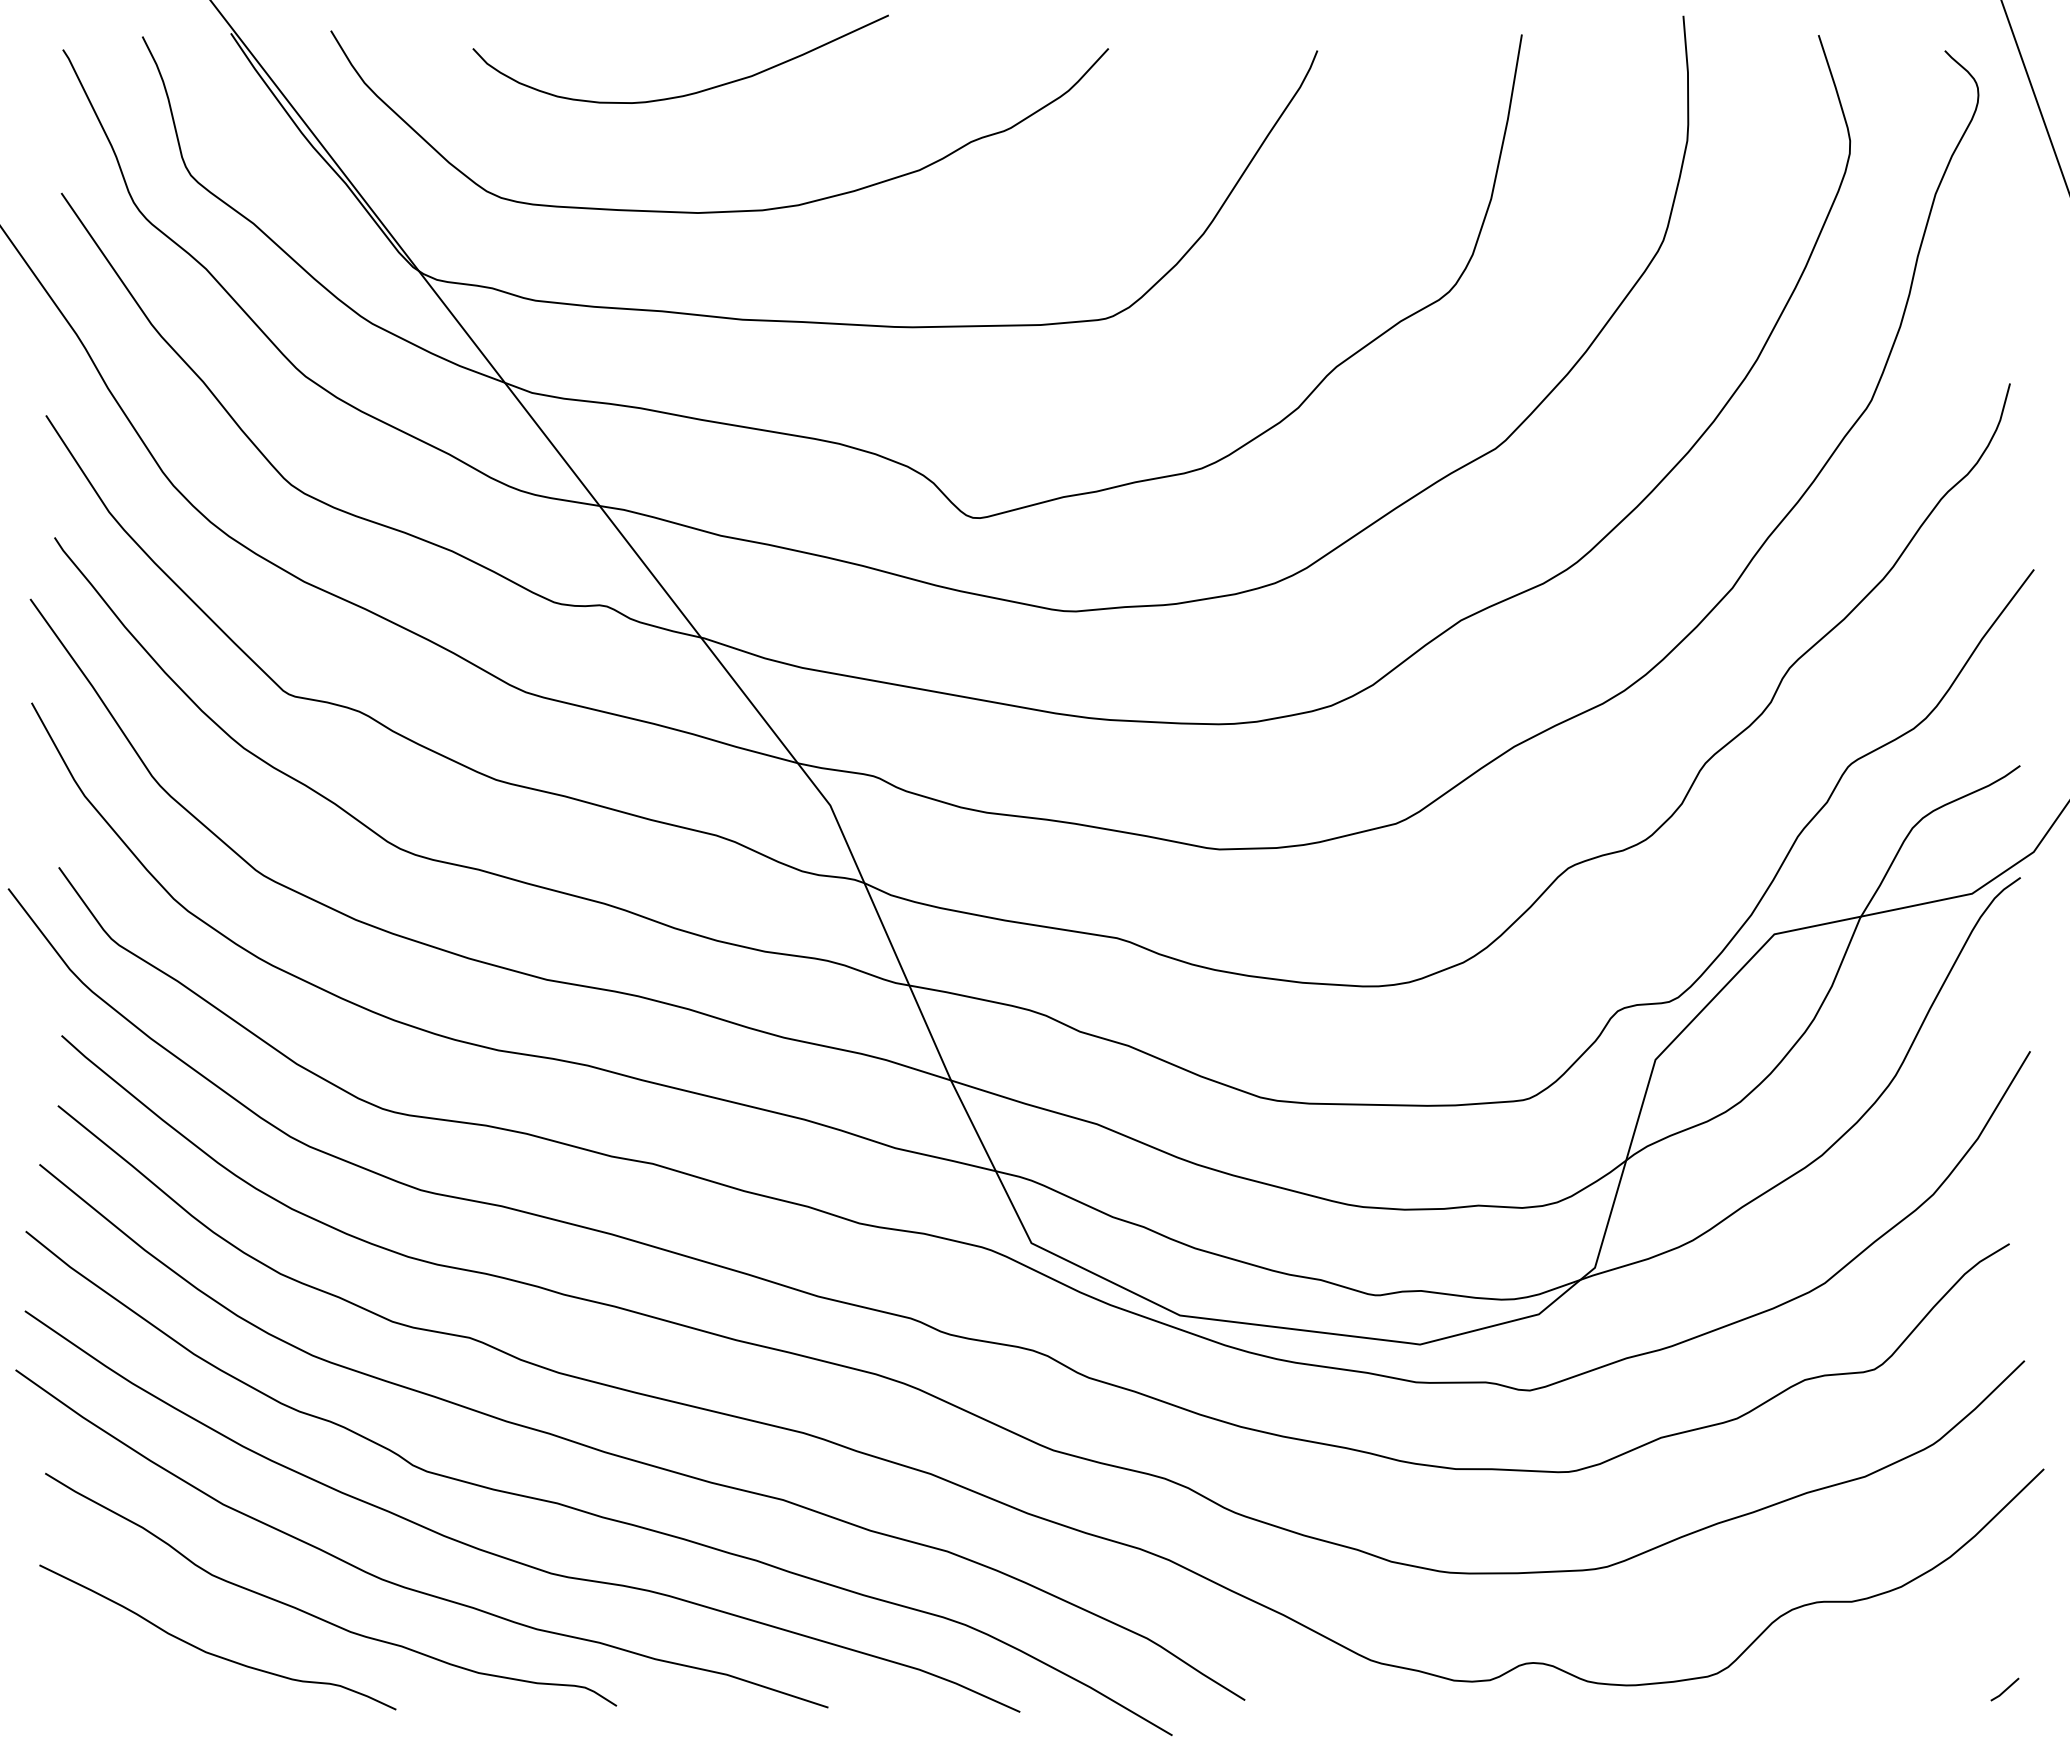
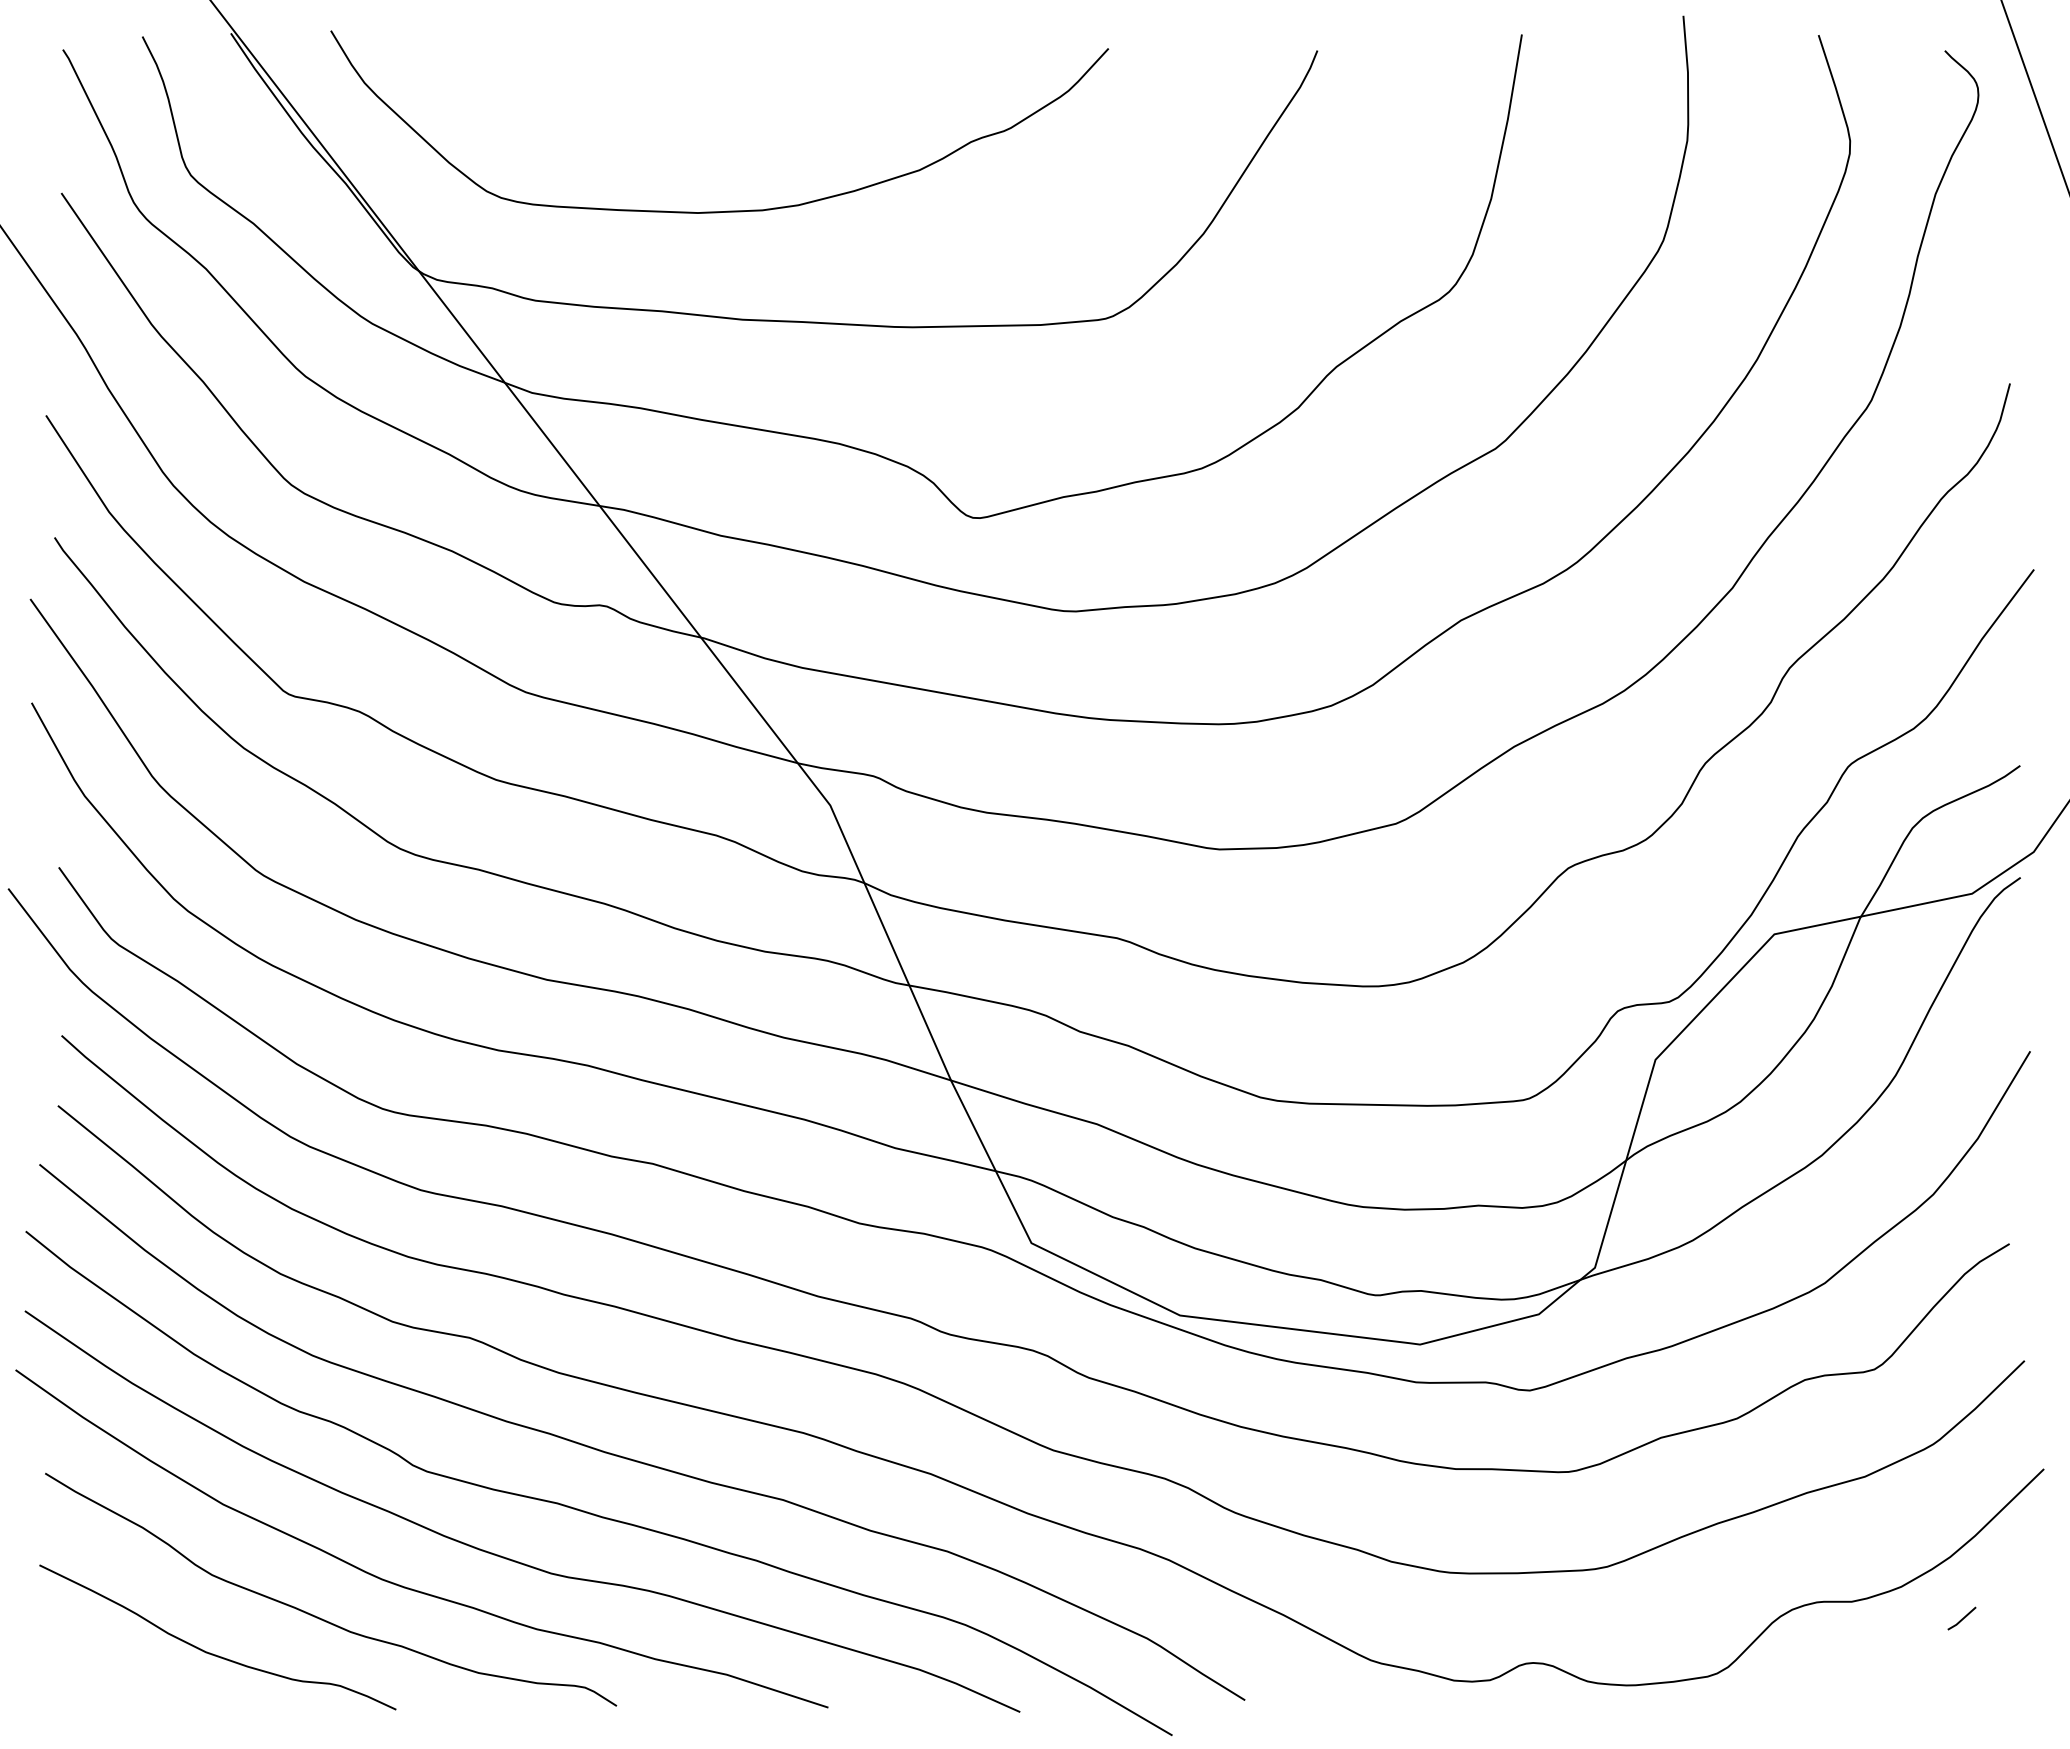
curve: present -> none (688, 93)
line position: (2004, 1689) -> (1961, 1618) (1961, 1618)
